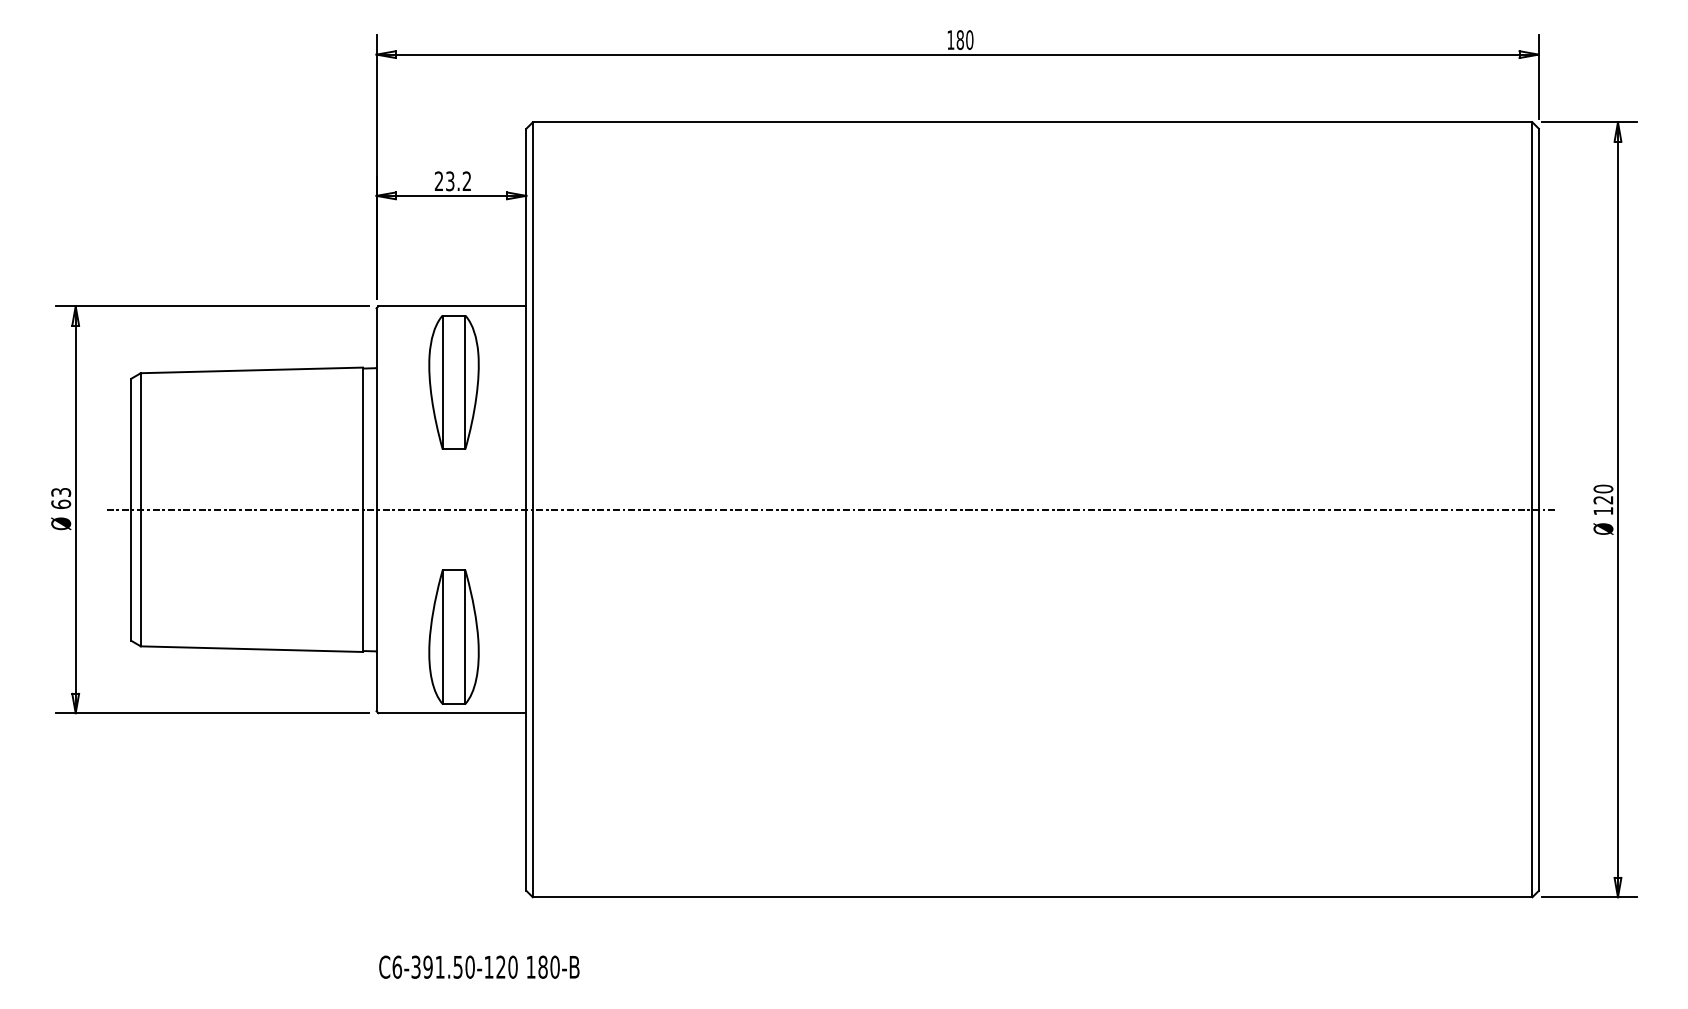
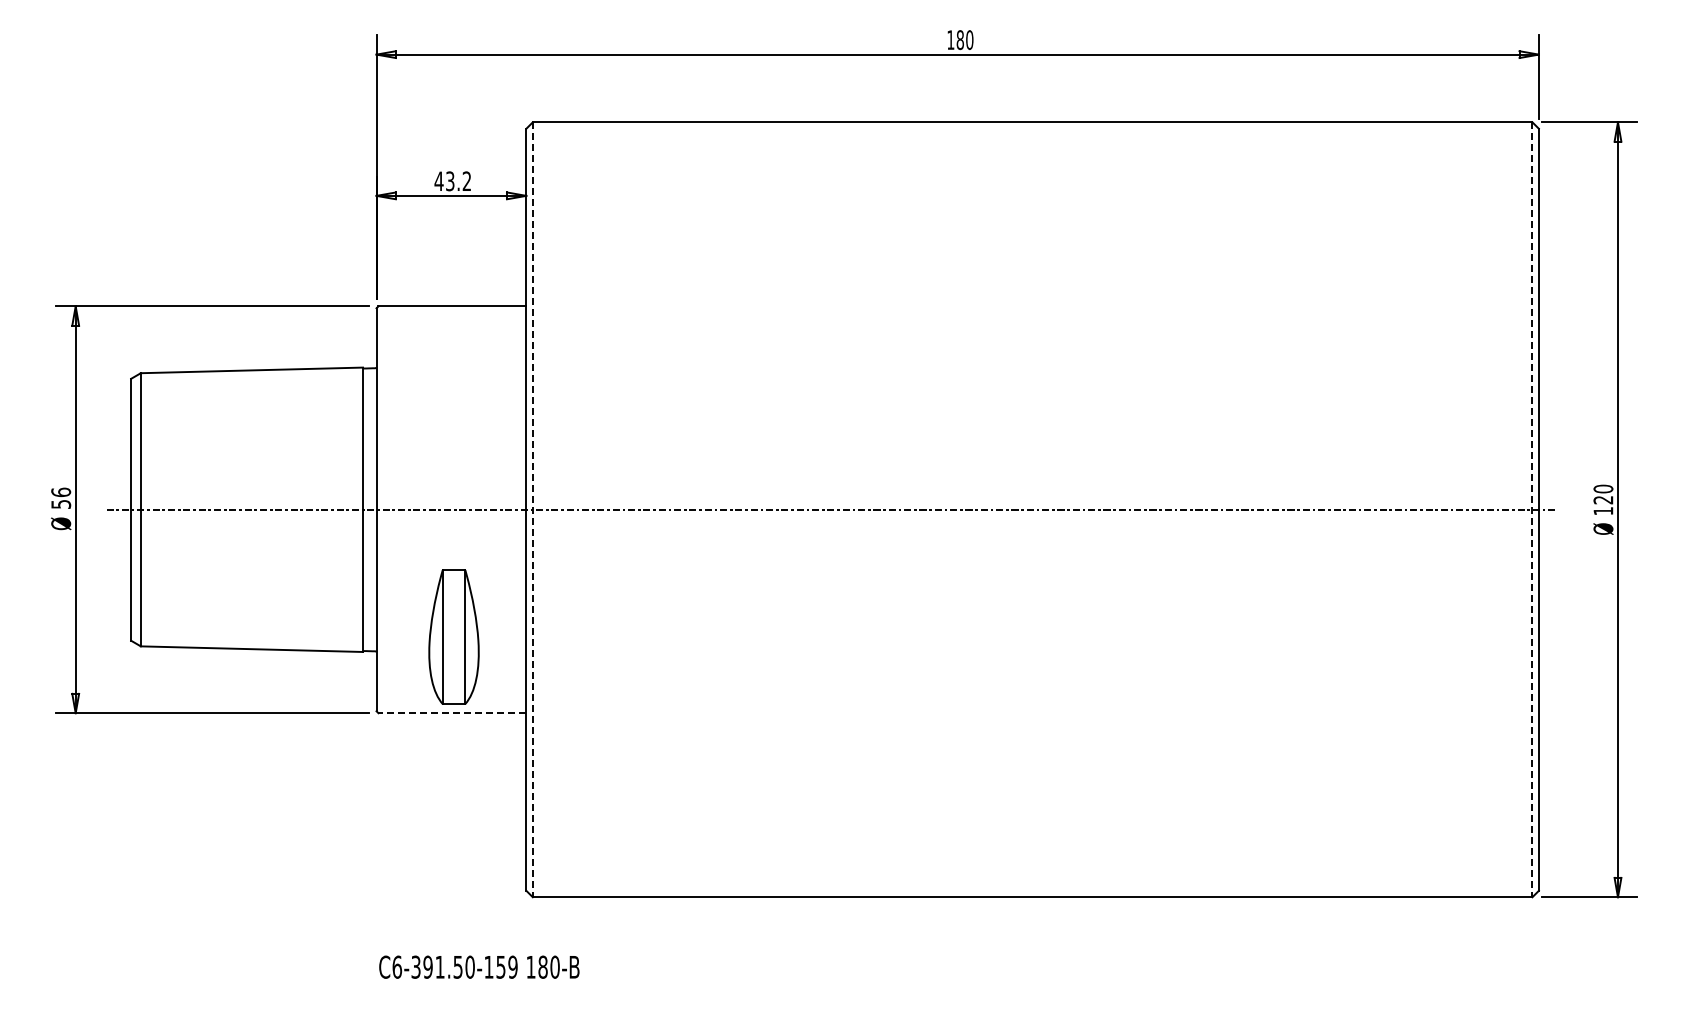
text: 23.2 -> 43.2 (438, 180)
part: present -> none (453, 382)
text: 63 -> 56 (61, 498)
line: solid -> dashed (532, 510)
line: solid -> dashed (1532, 510)
line: solid -> dashed (452, 713)
text: C6-391.50-120 -> C6-391.50-159 (506, 966)
